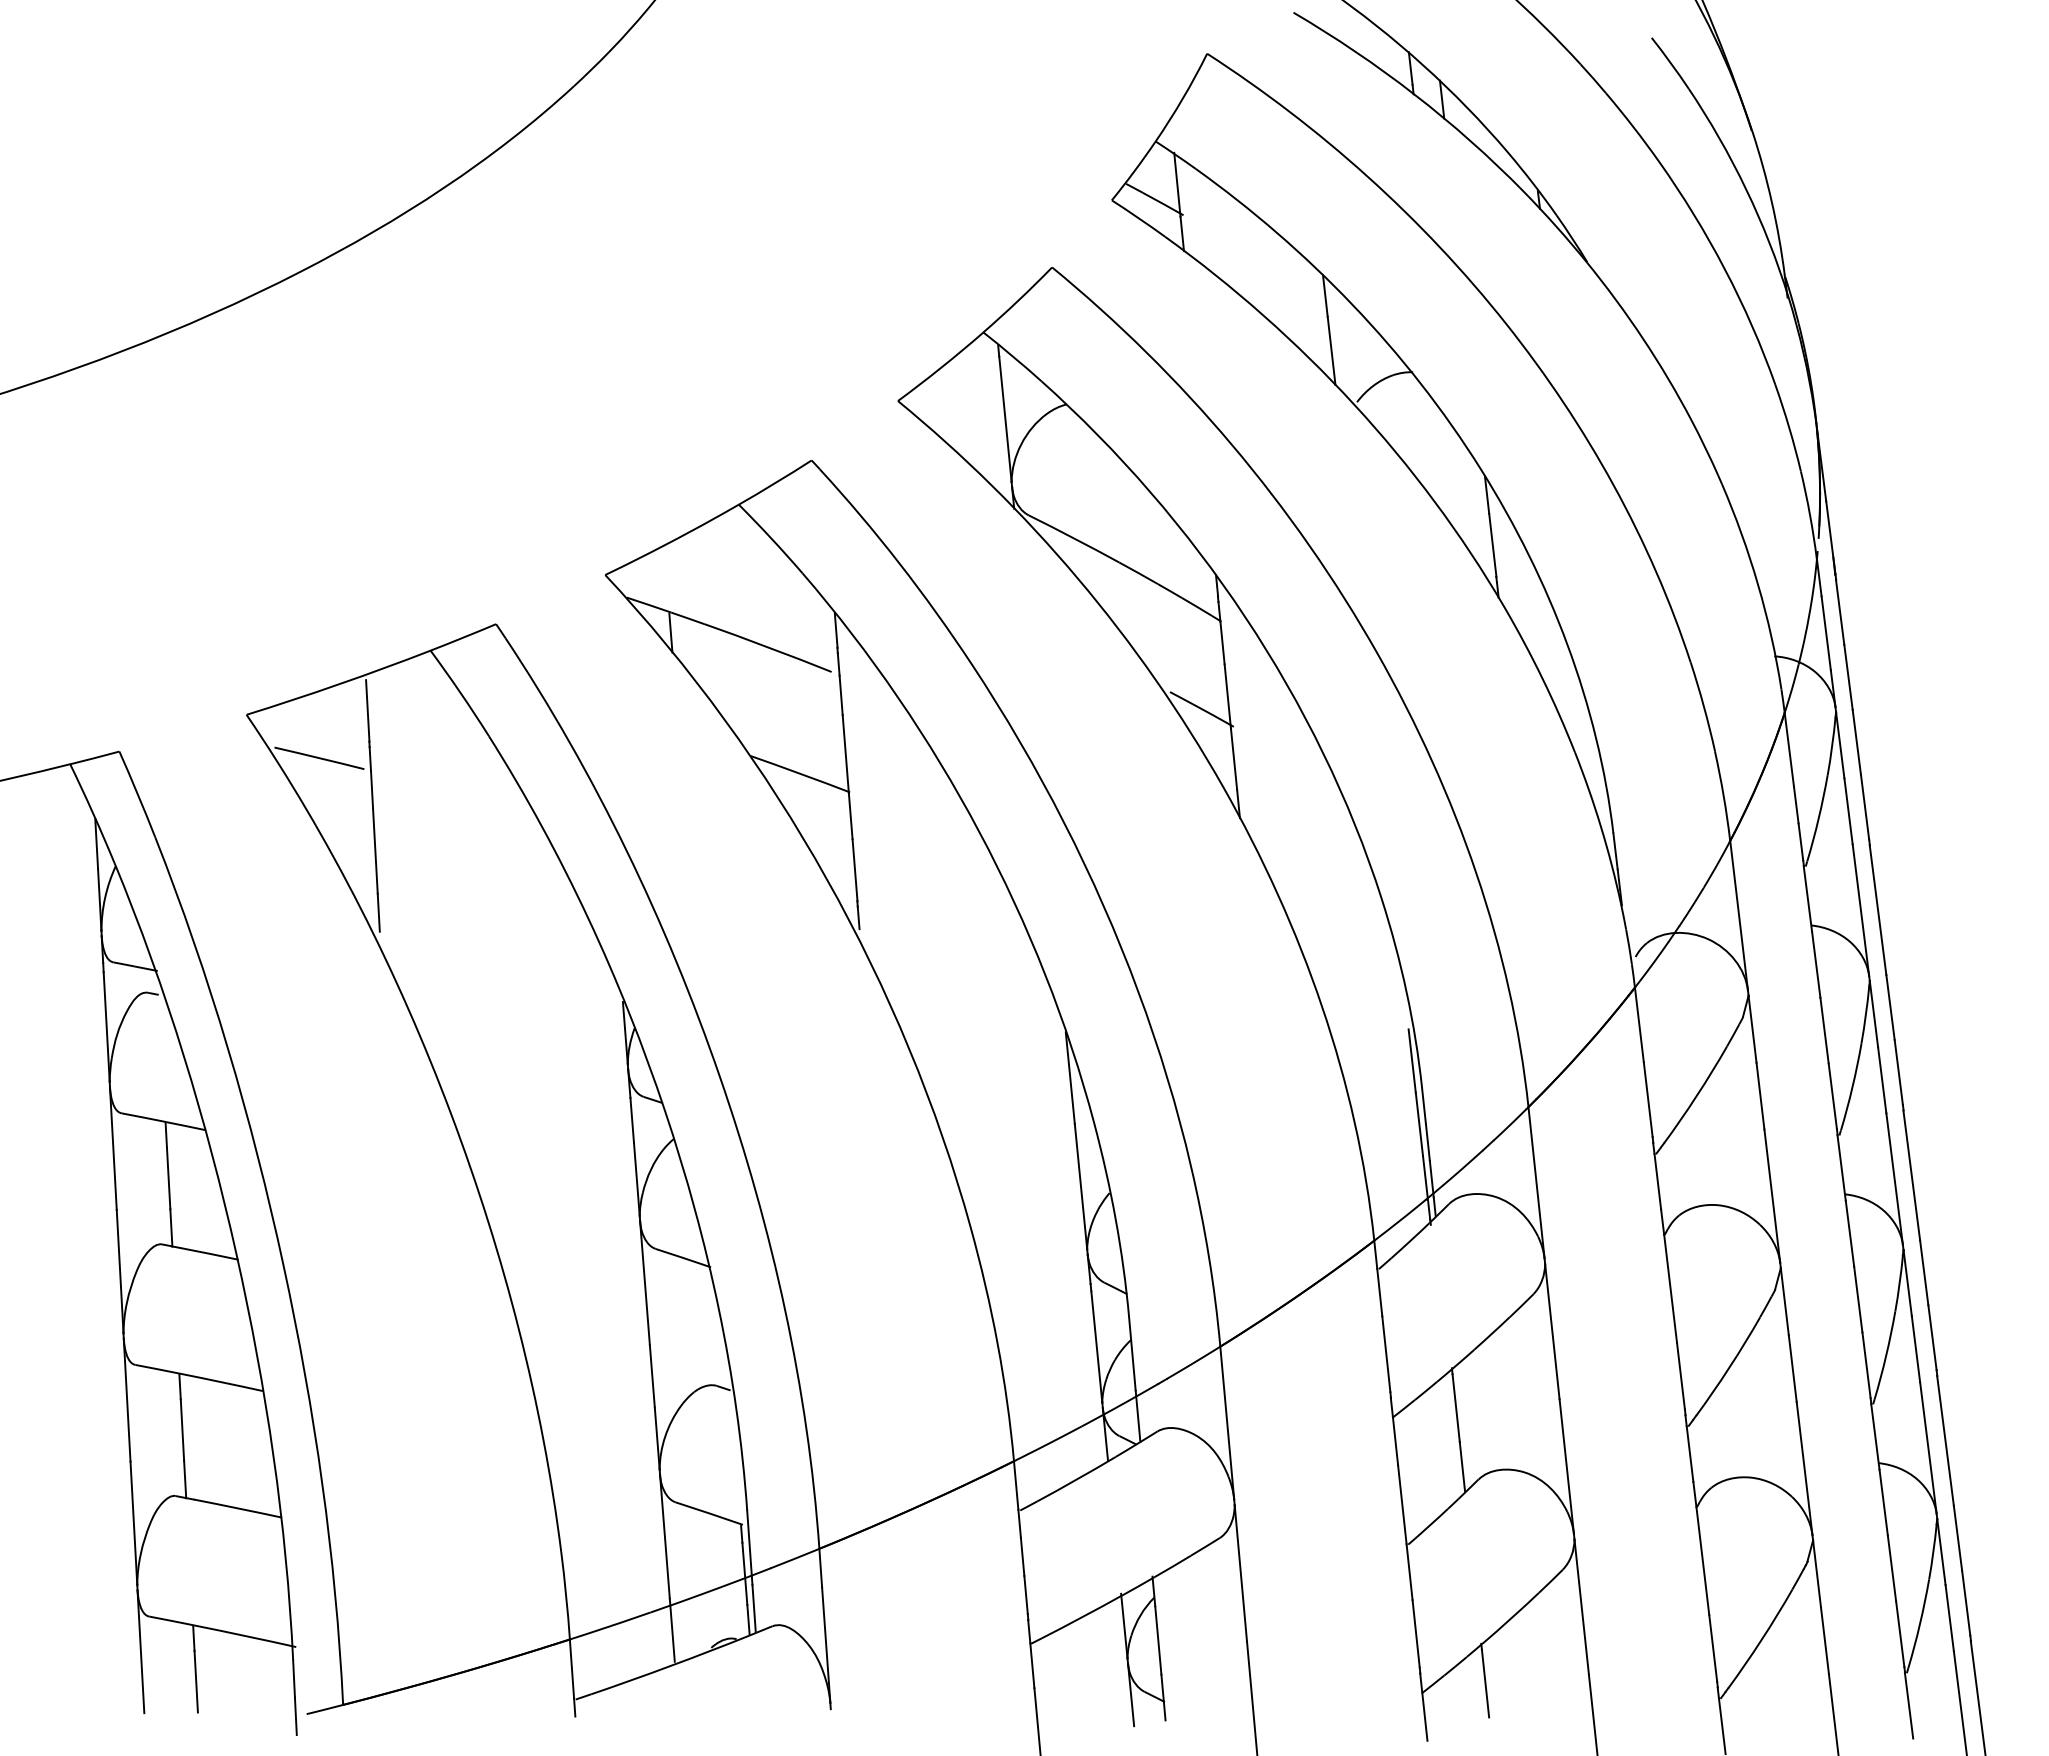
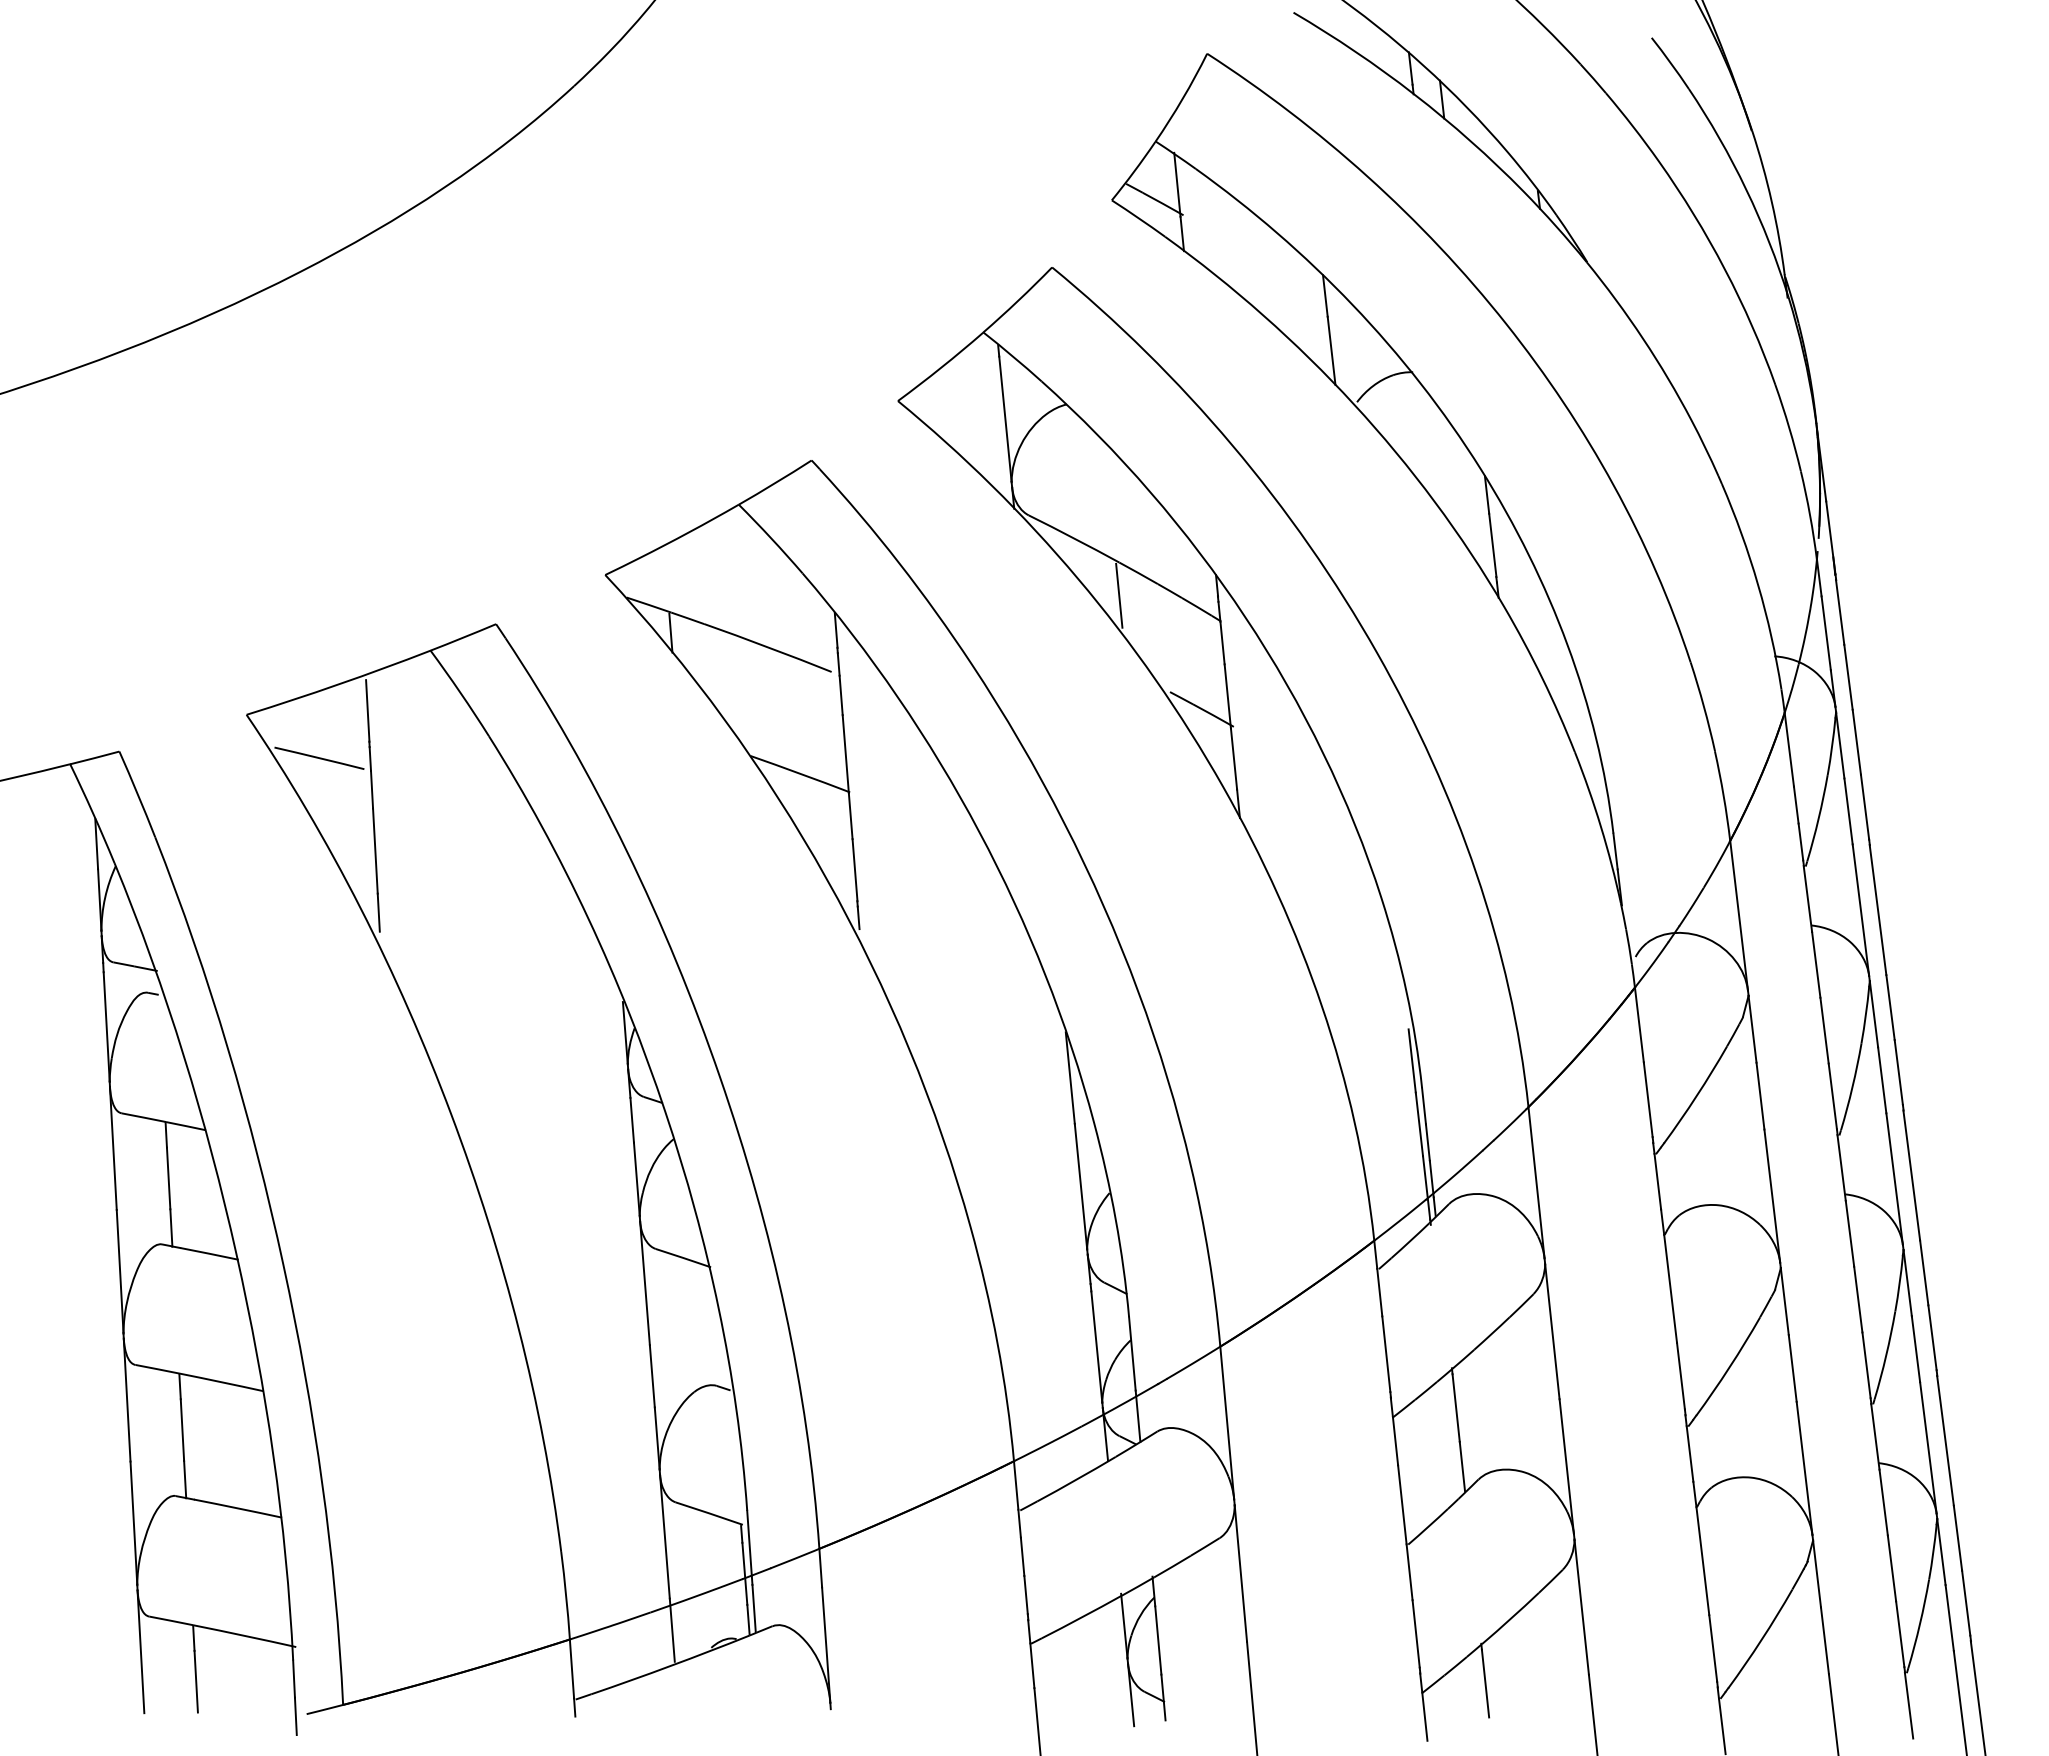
line: none -> present (1119, 595)
